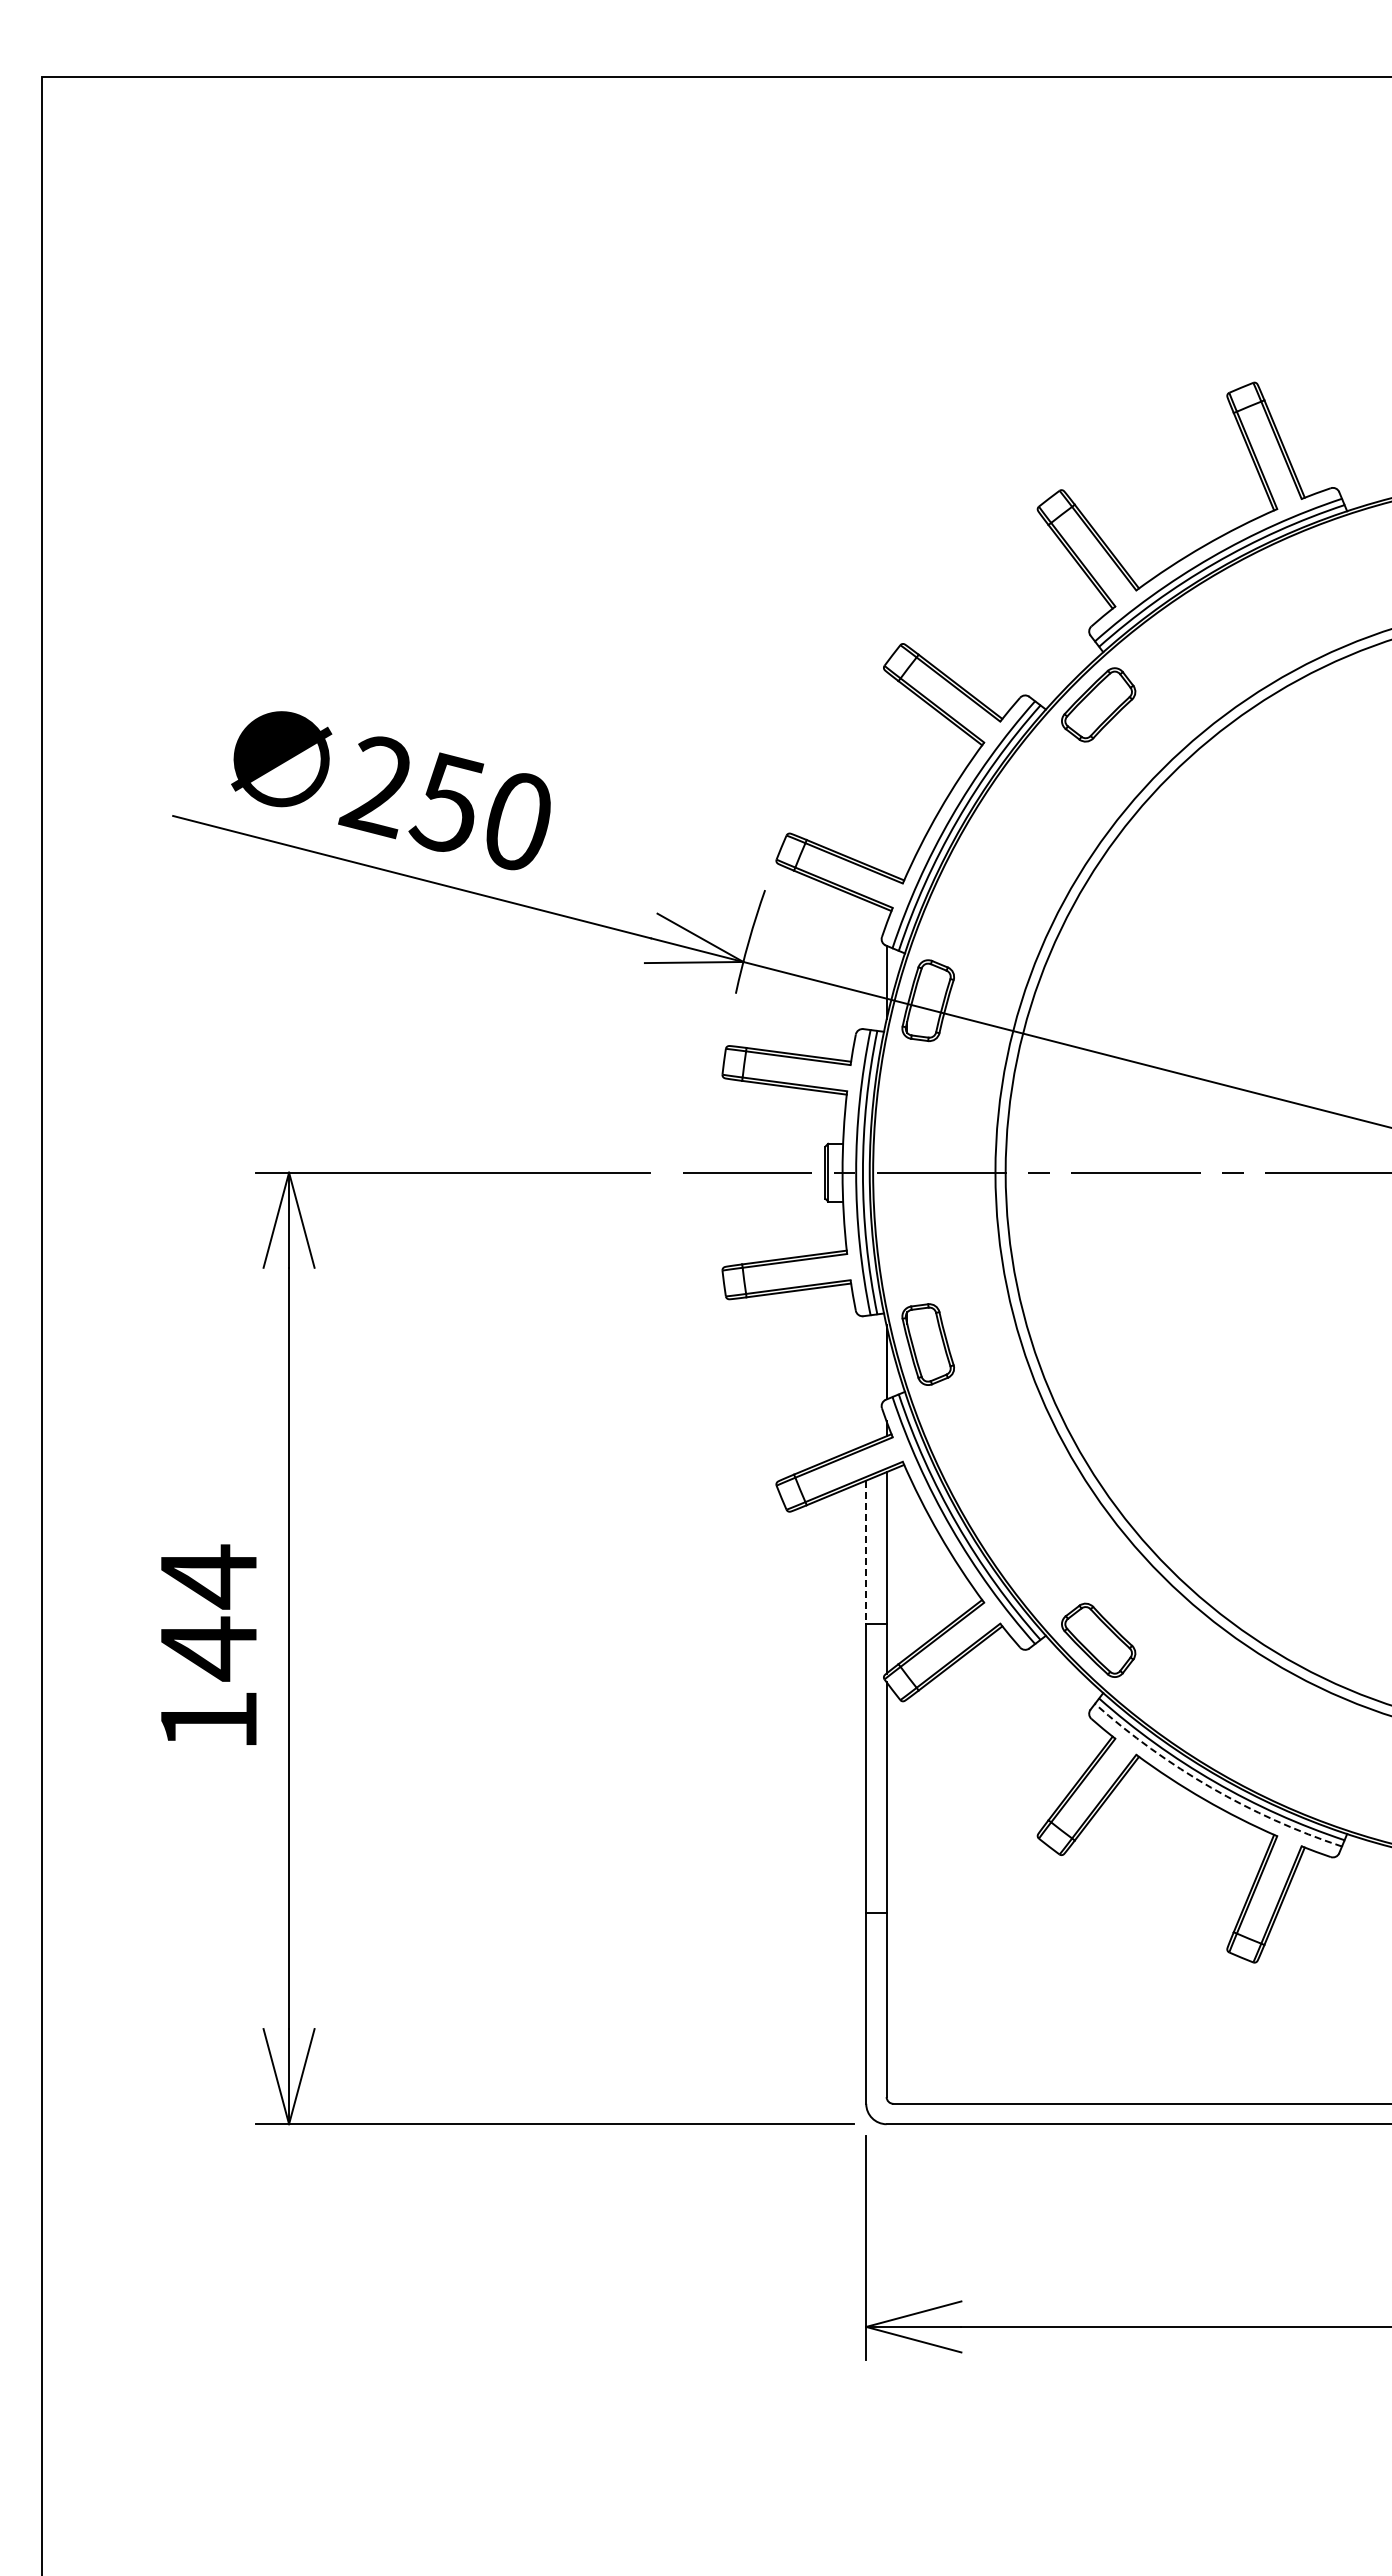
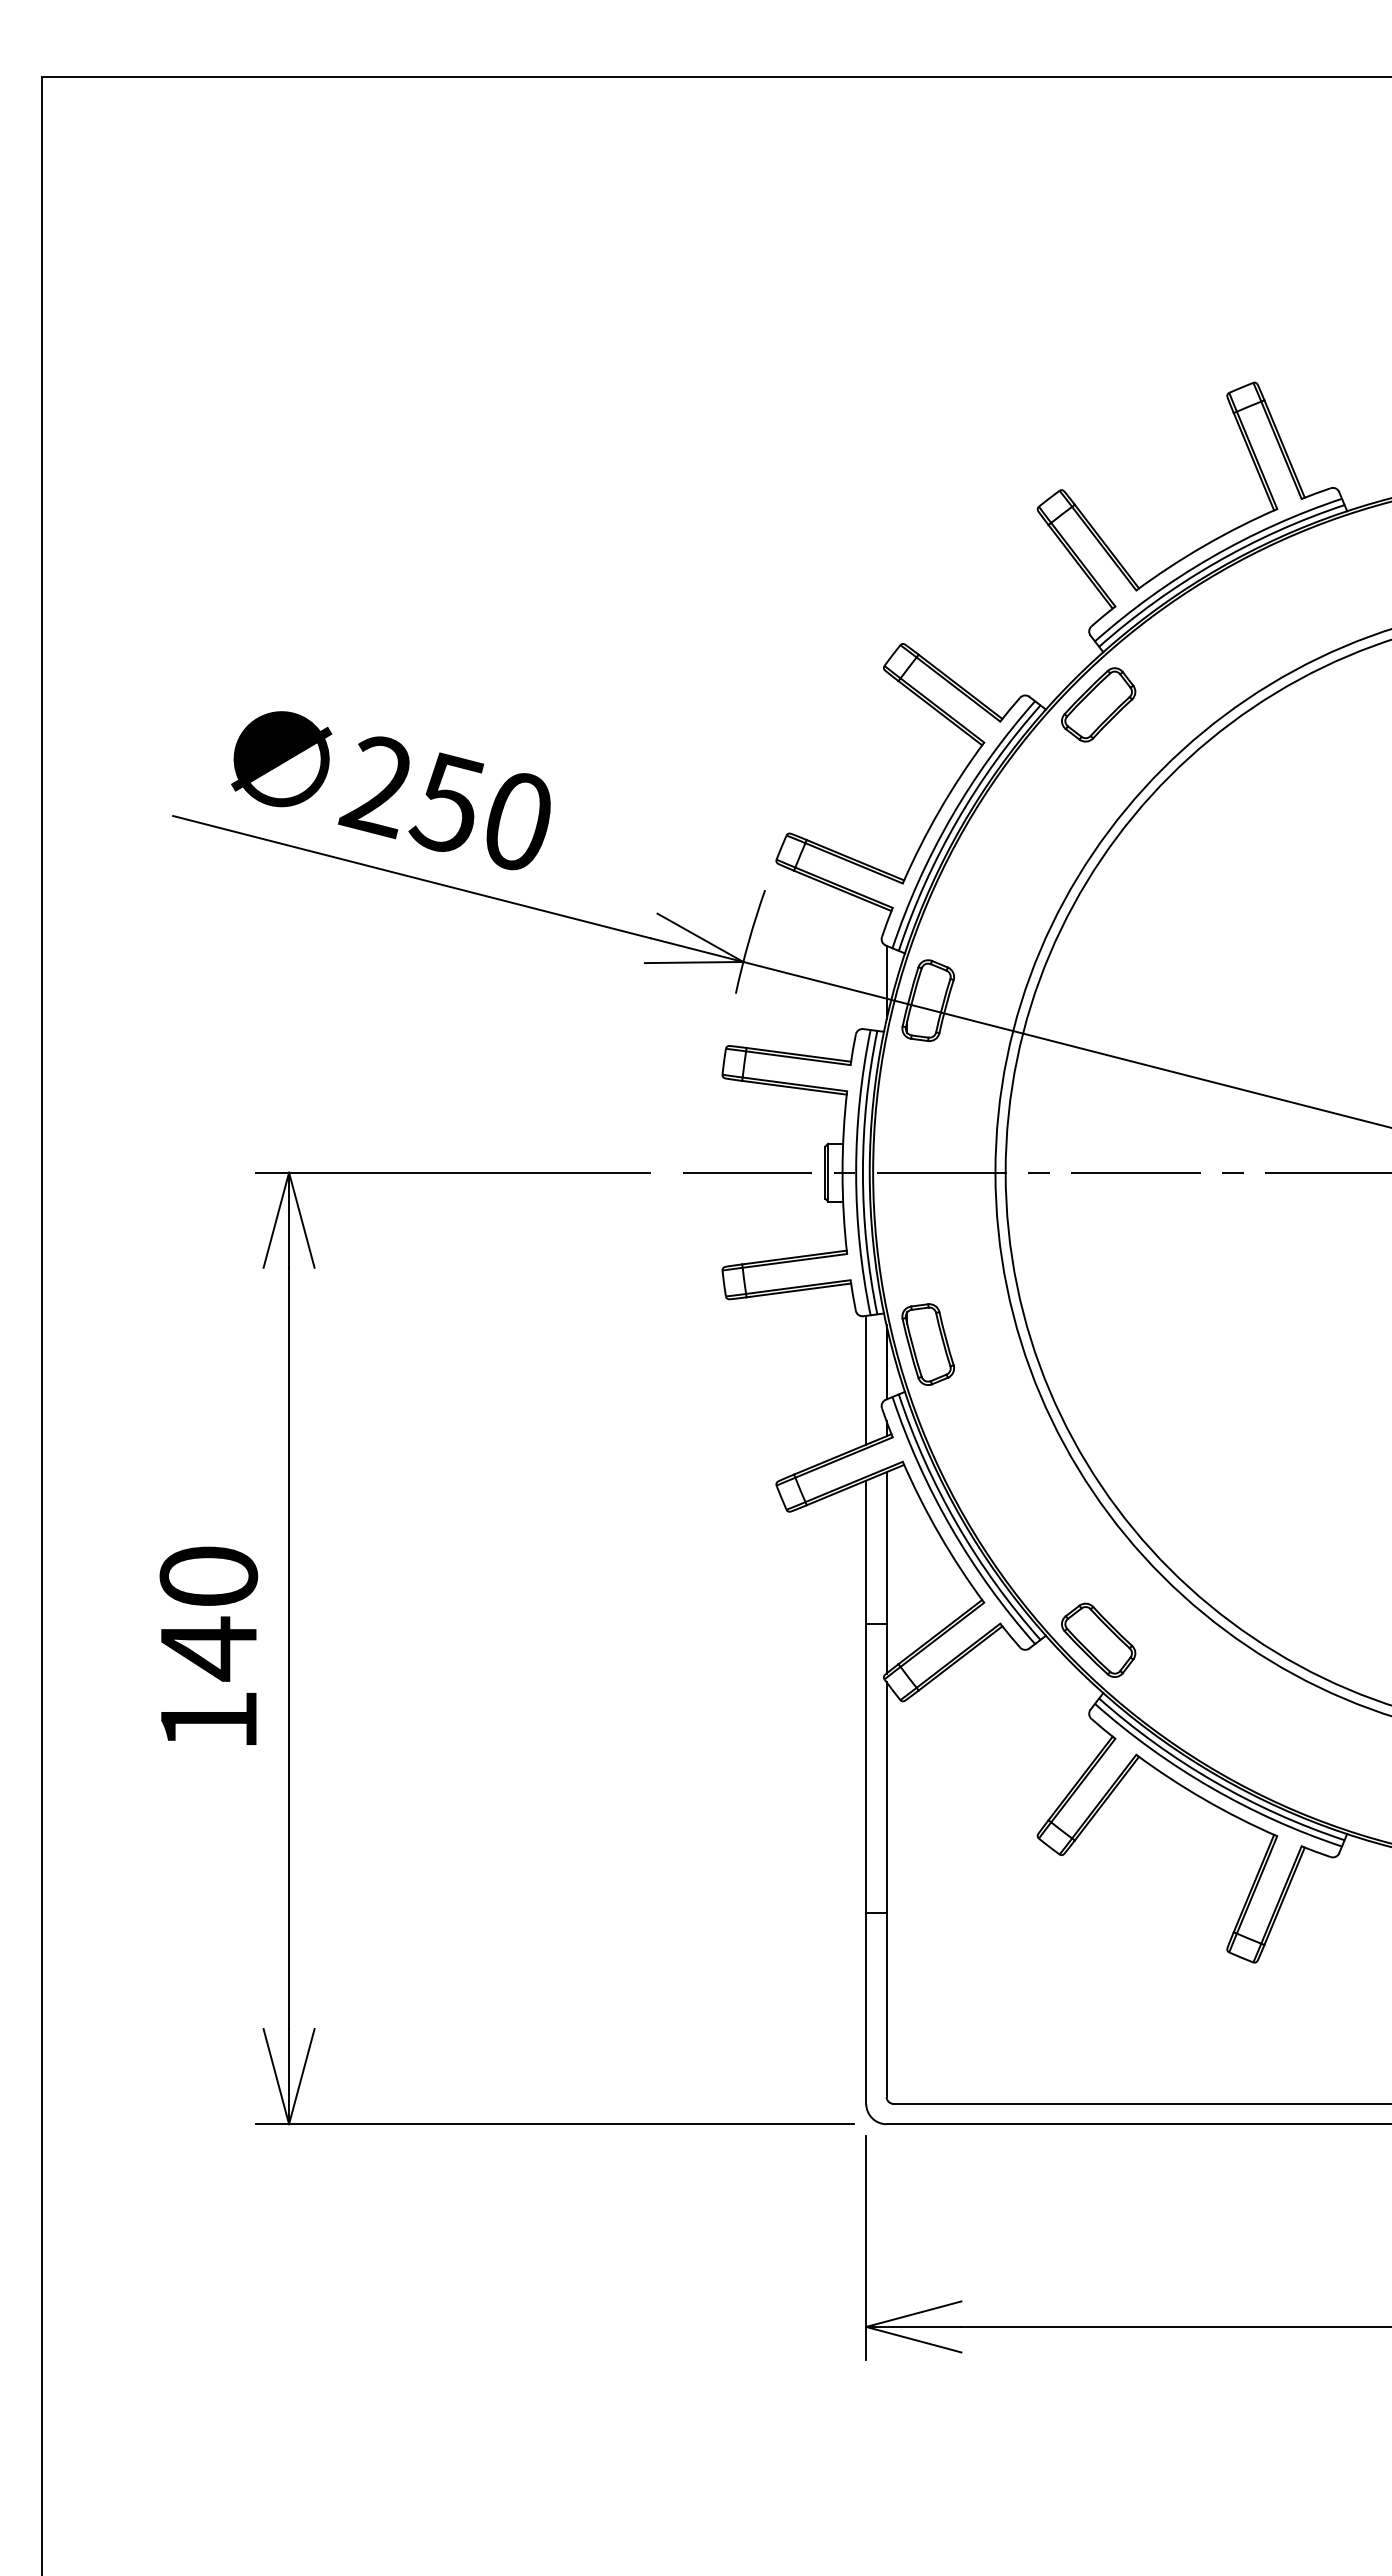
line: none -> present (866, 1379)
line: dashed -> solid (866, 1552)
text: 144 -> 140 (208, 1576)
arc: dashed -> solid (1211, 1787)
